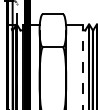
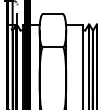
line: dashed -> solid (82, 66)
